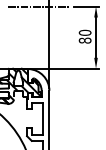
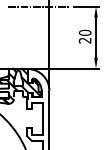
text: 80 -> 20 (85, 40)
